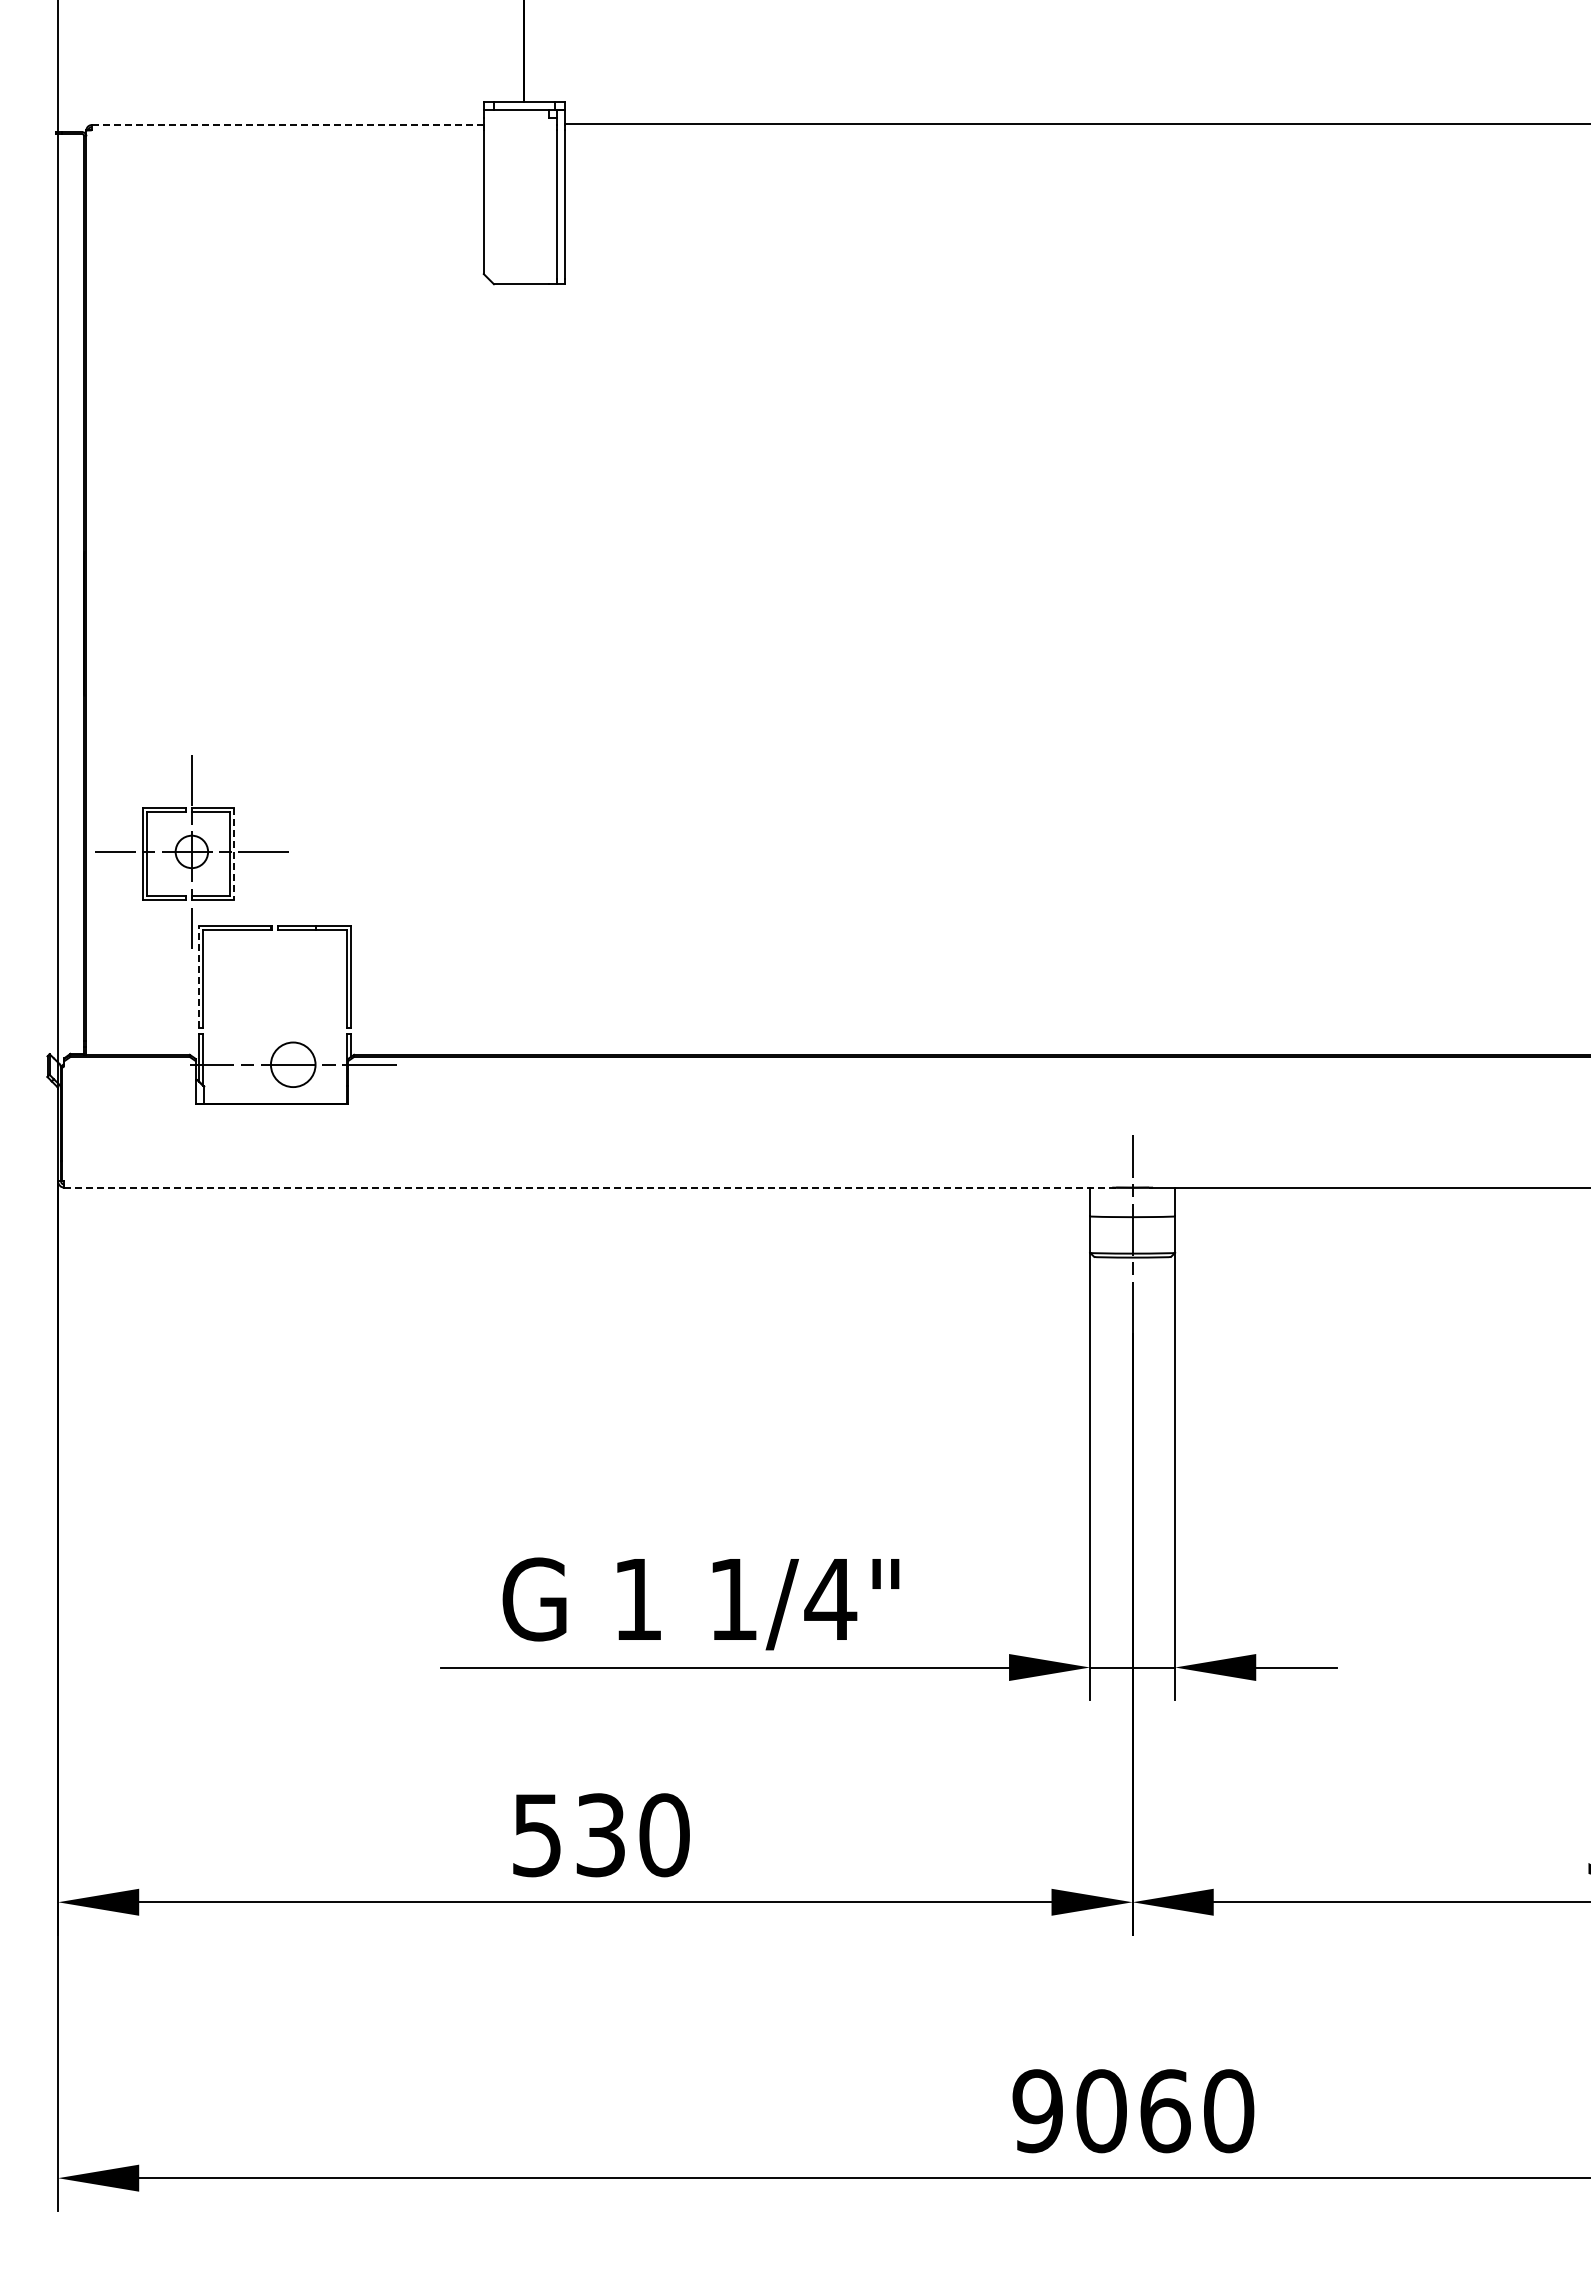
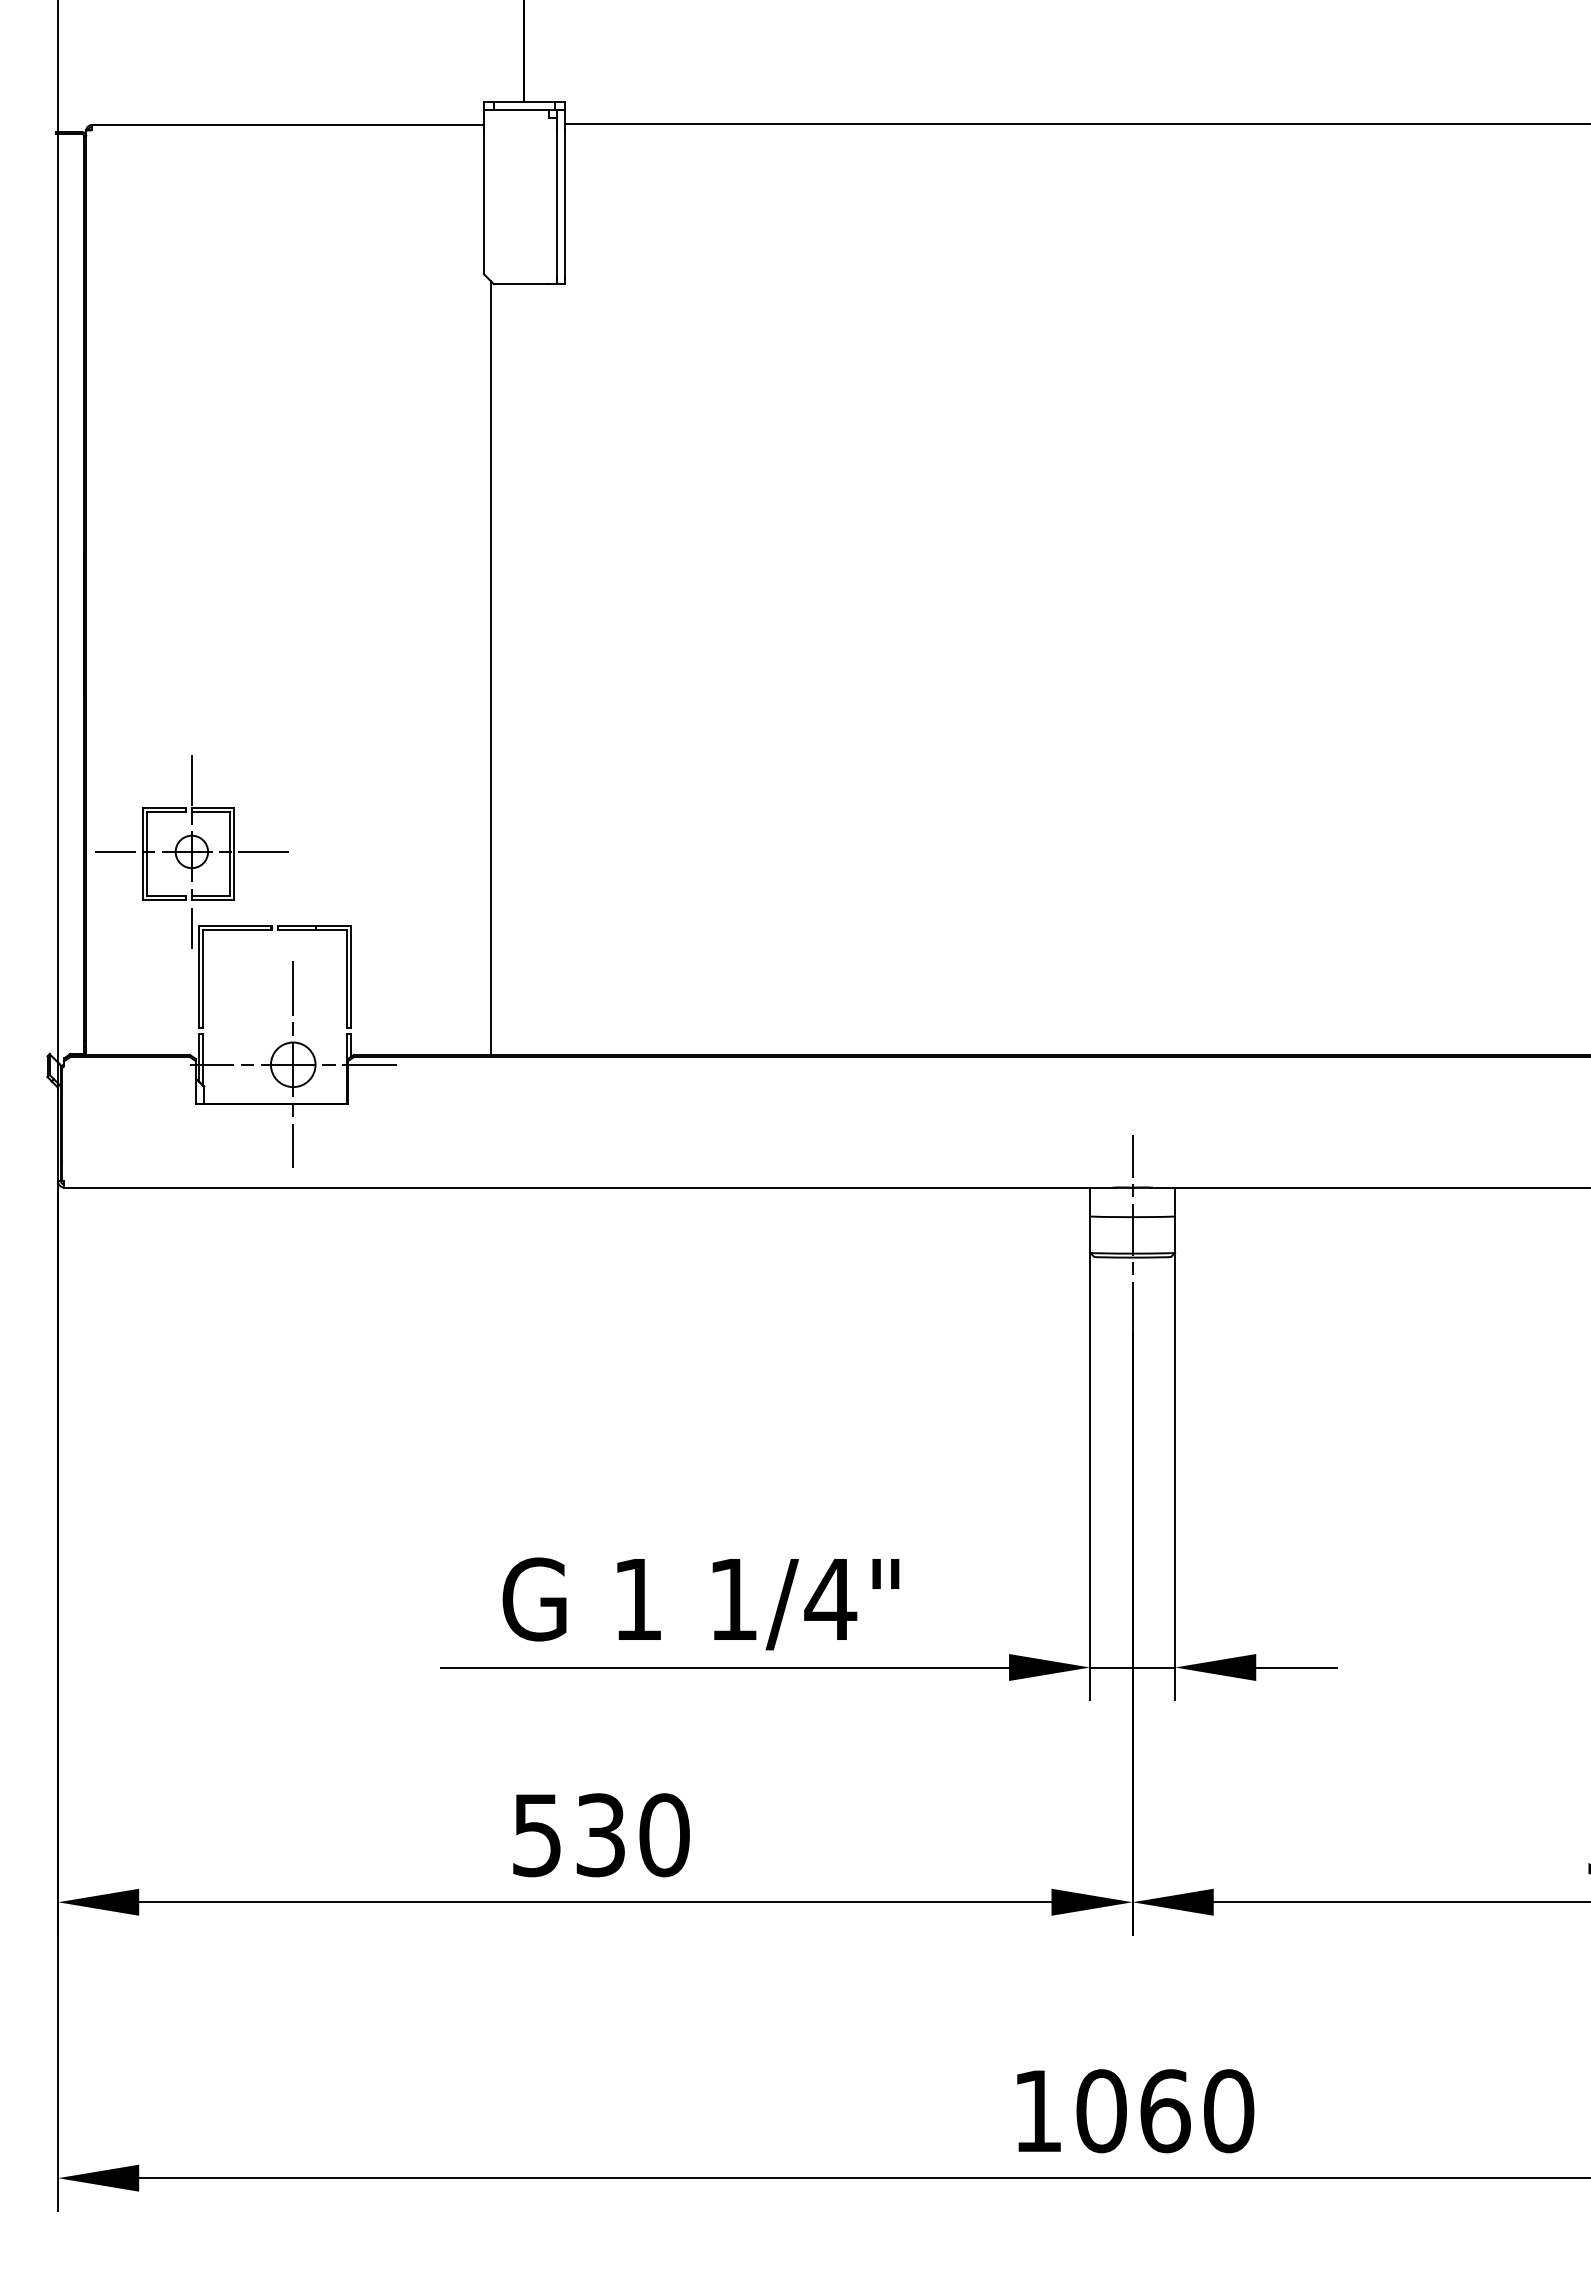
line: dashed -> solid (287, 125)
line: none -> present (490, 667)
line: dashed -> solid (234, 853)
line: dashed -> solid (198, 976)
line: none -> present (293, 1064)
line: dashed -> solid (590, 1187)
text: 9060 -> 1060 (1037, 2111)
